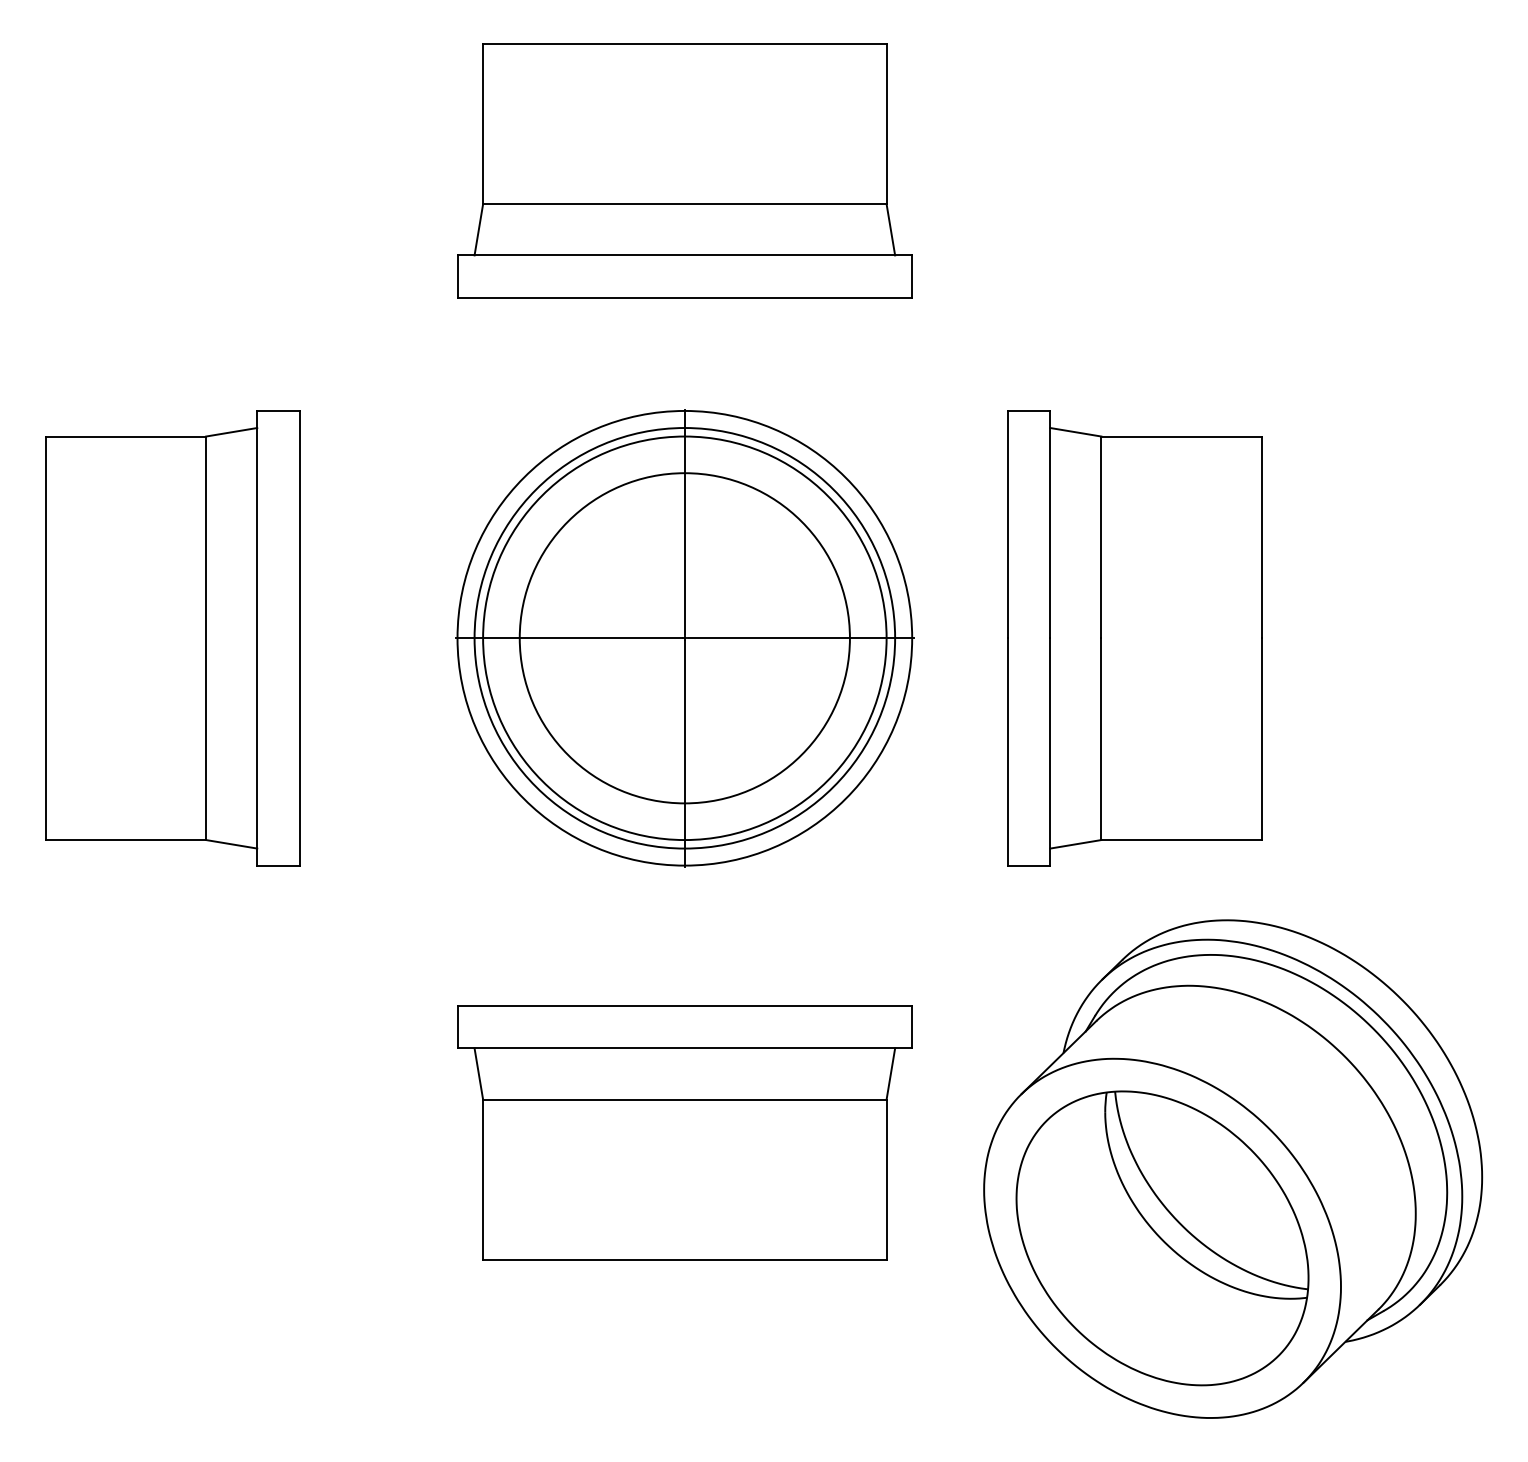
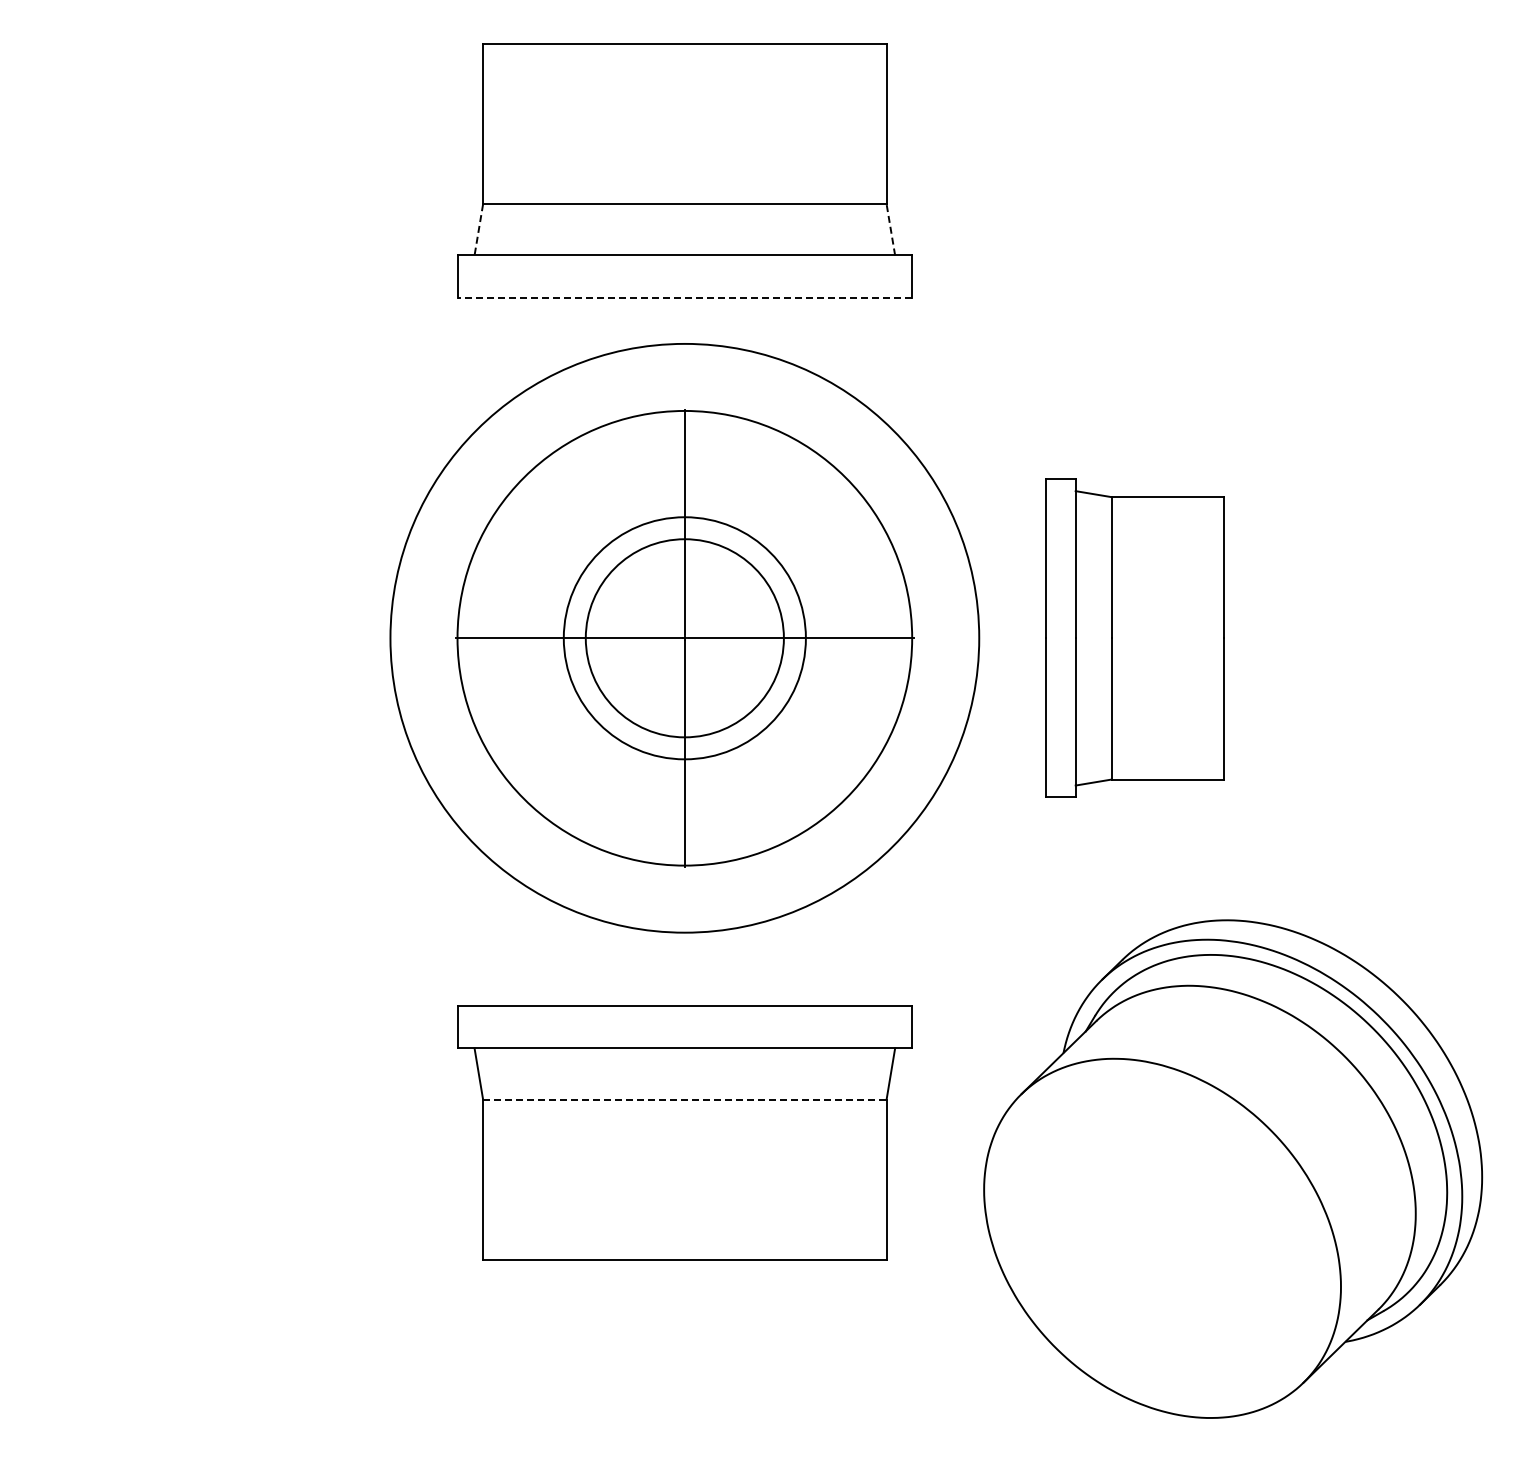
line: solid -> dashed (478, 229)
line: solid -> dashed (890, 229)
line: solid -> dashed (684, 298)
part: present -> none (172, 638)
circle diameter: 330 px -> 198 px (684, 638)
circle diameter: 404 px -> 242 px (684, 638)
circle diameter: 421 px -> 589 px (684, 637)
part size: 256x457 px -> 180x320 px (1134, 637)
line: solid -> dashed (684, 1099)
part: present -> none (1162, 1238)
